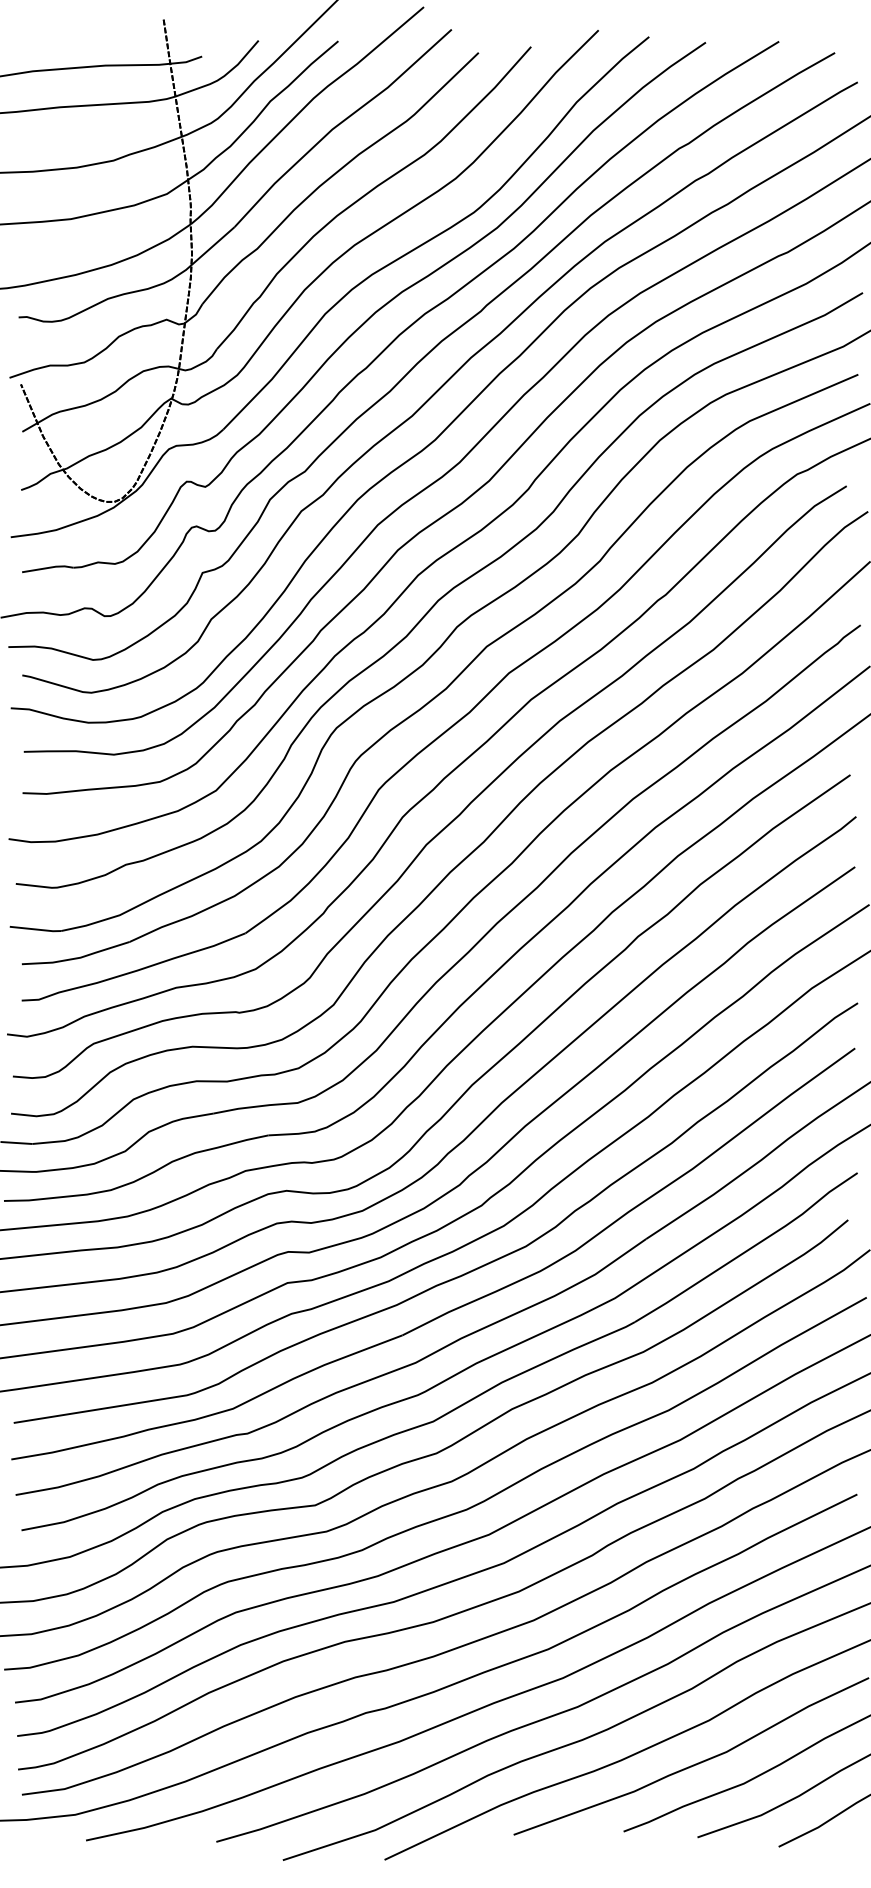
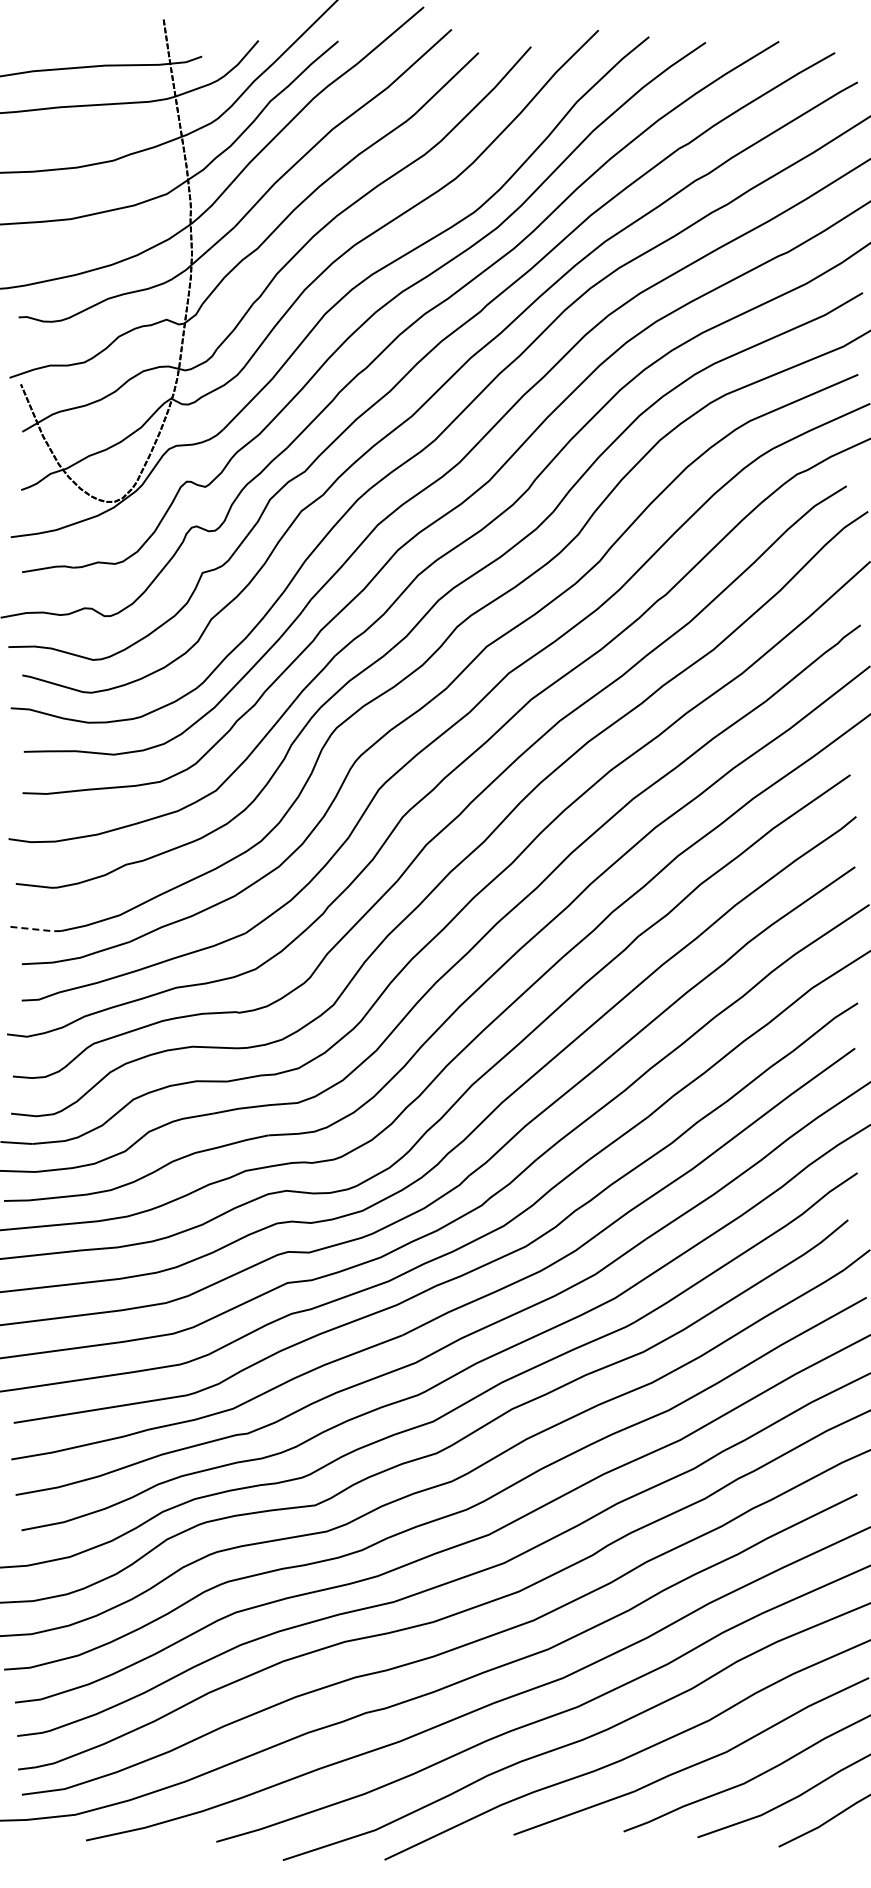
line: solid -> dashed (36, 929)
